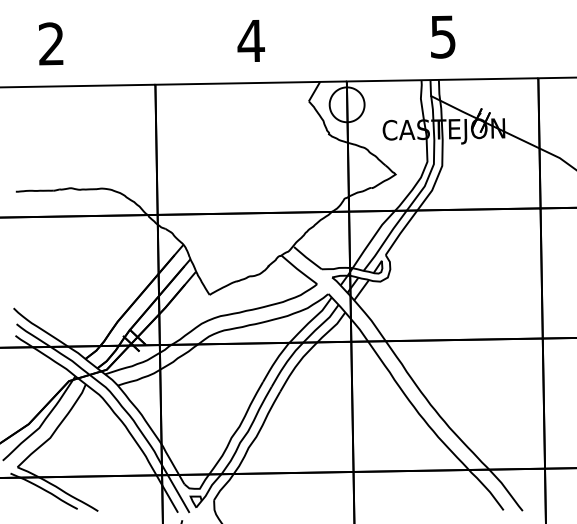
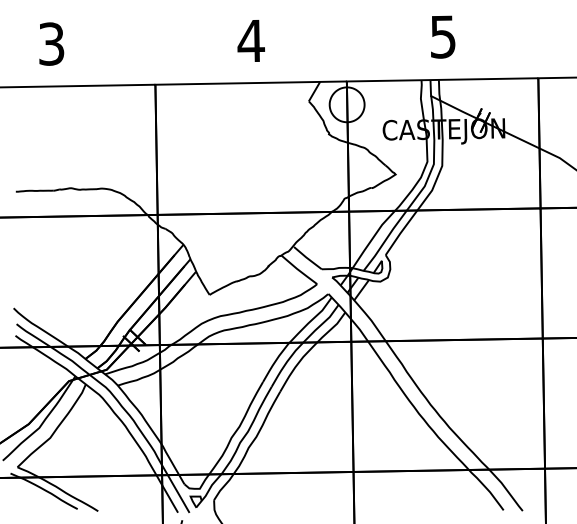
text: 2 -> 3 (51, 43)
